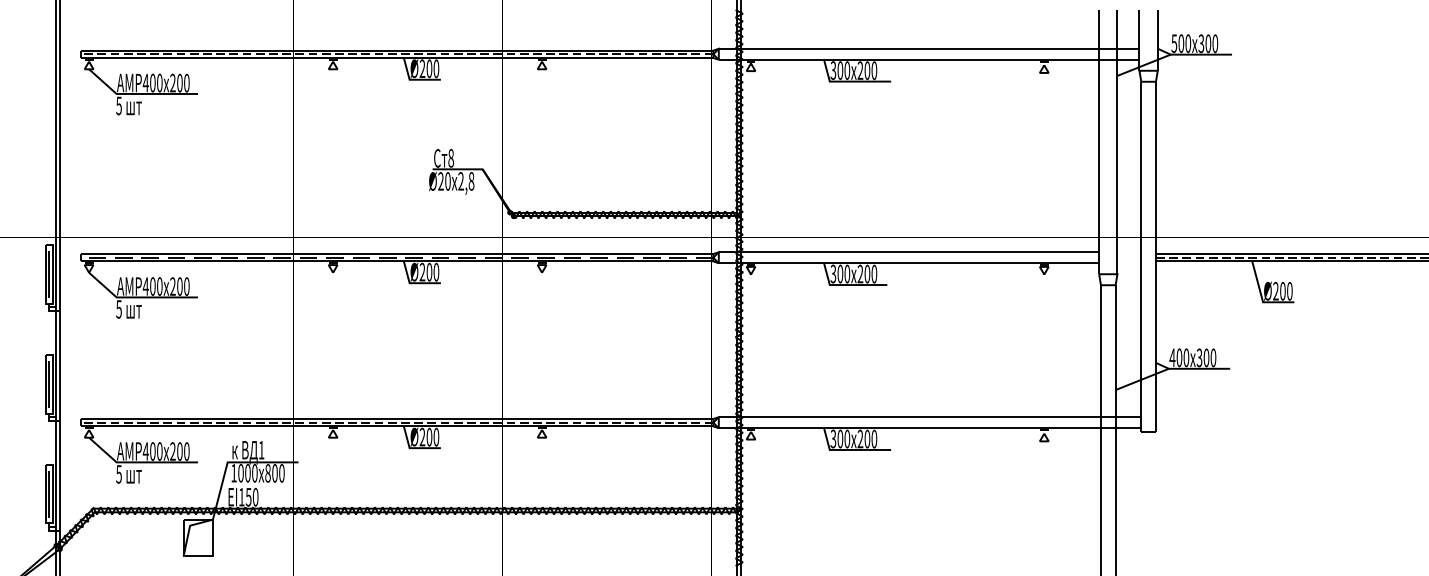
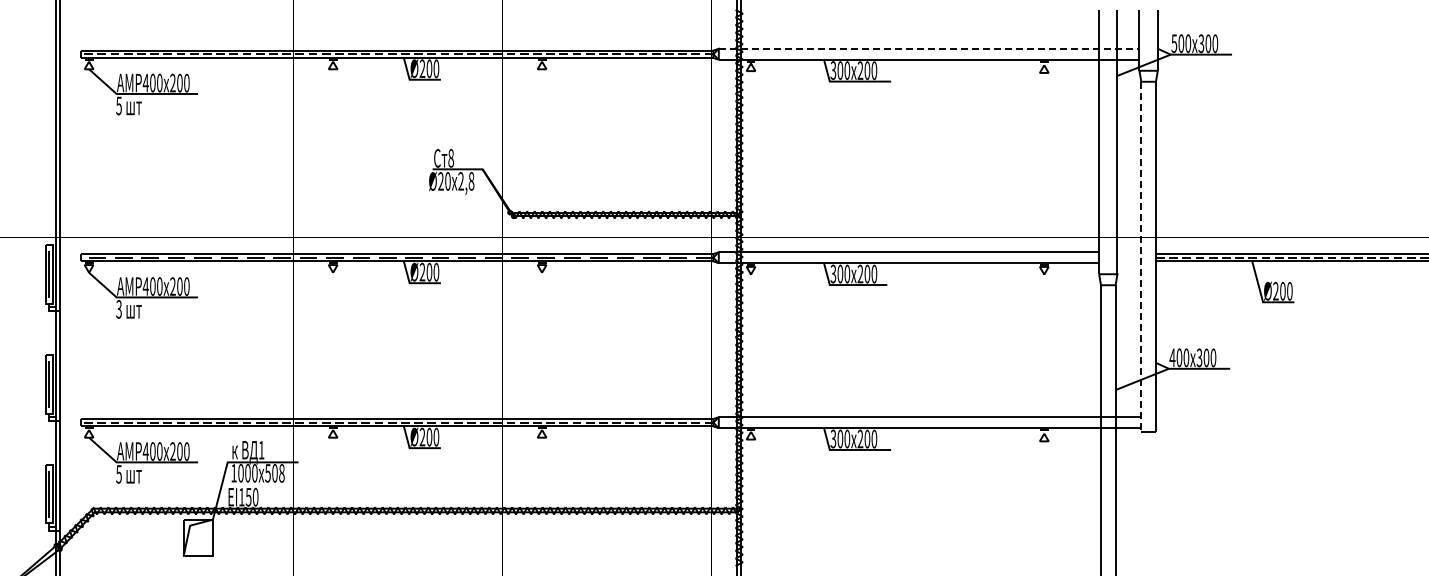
line: solid -> dashed (929, 48)
line: solid -> dashed (1141, 257)
text: 5 -> 3 (118, 308)
text: 800 -> 508 (274, 473)
